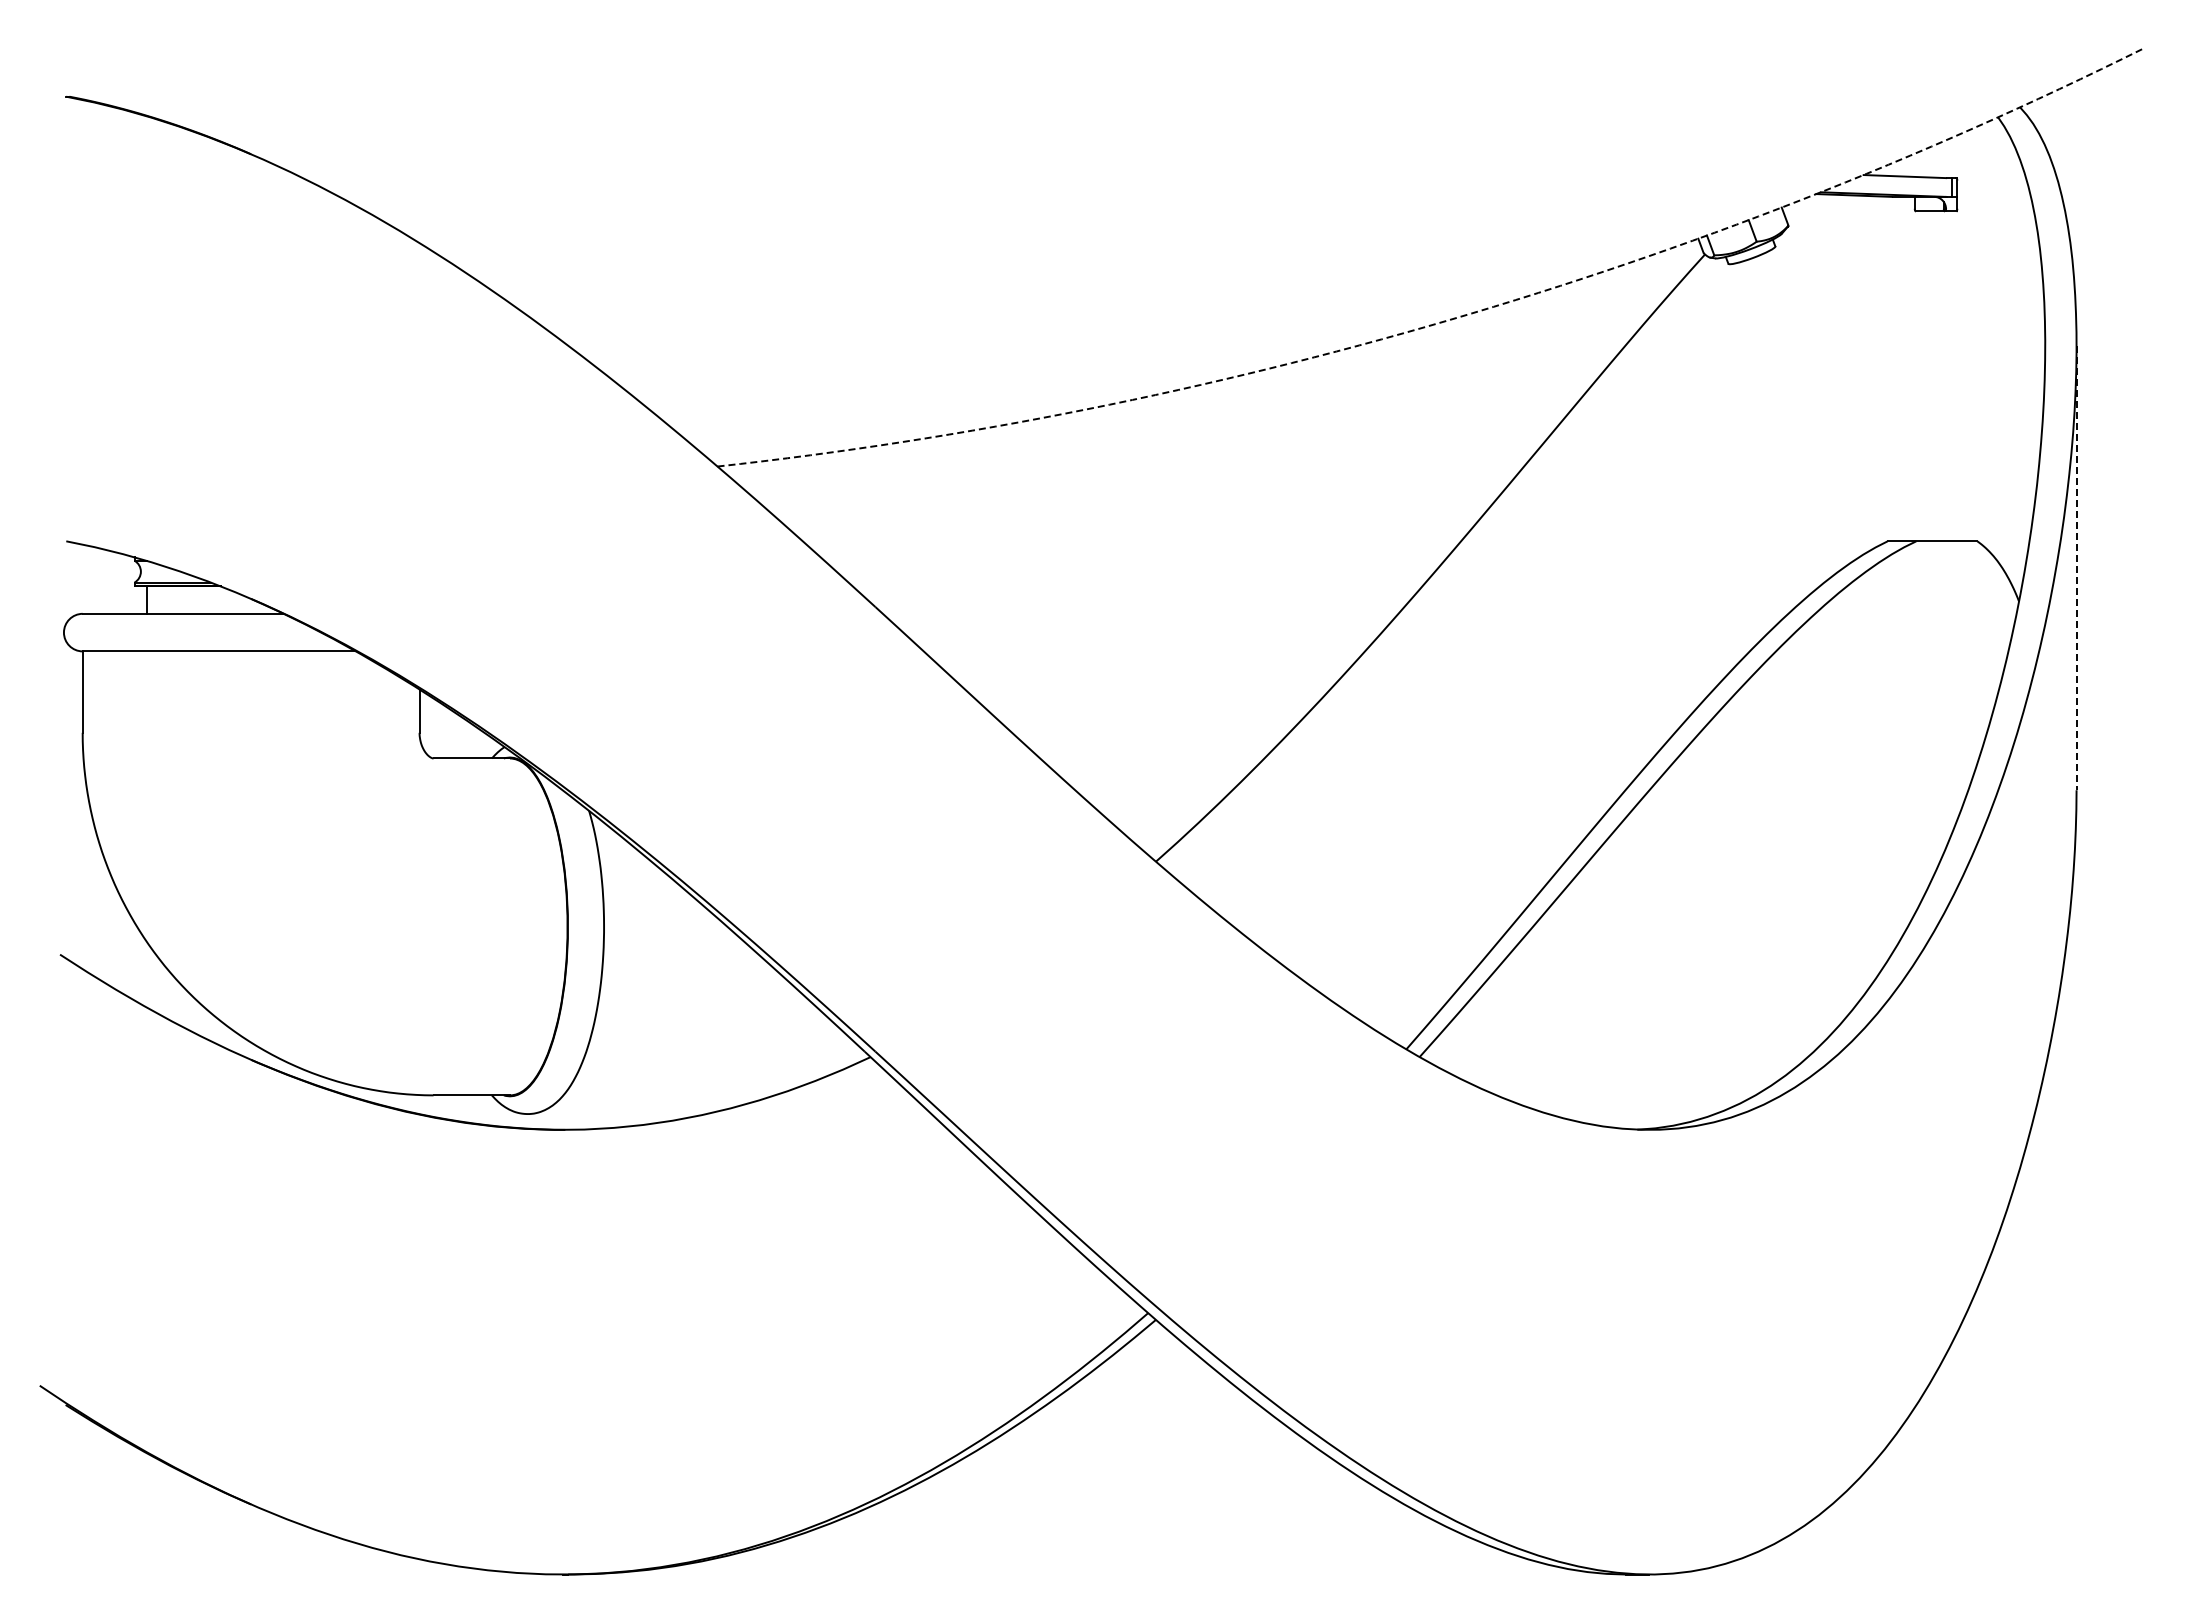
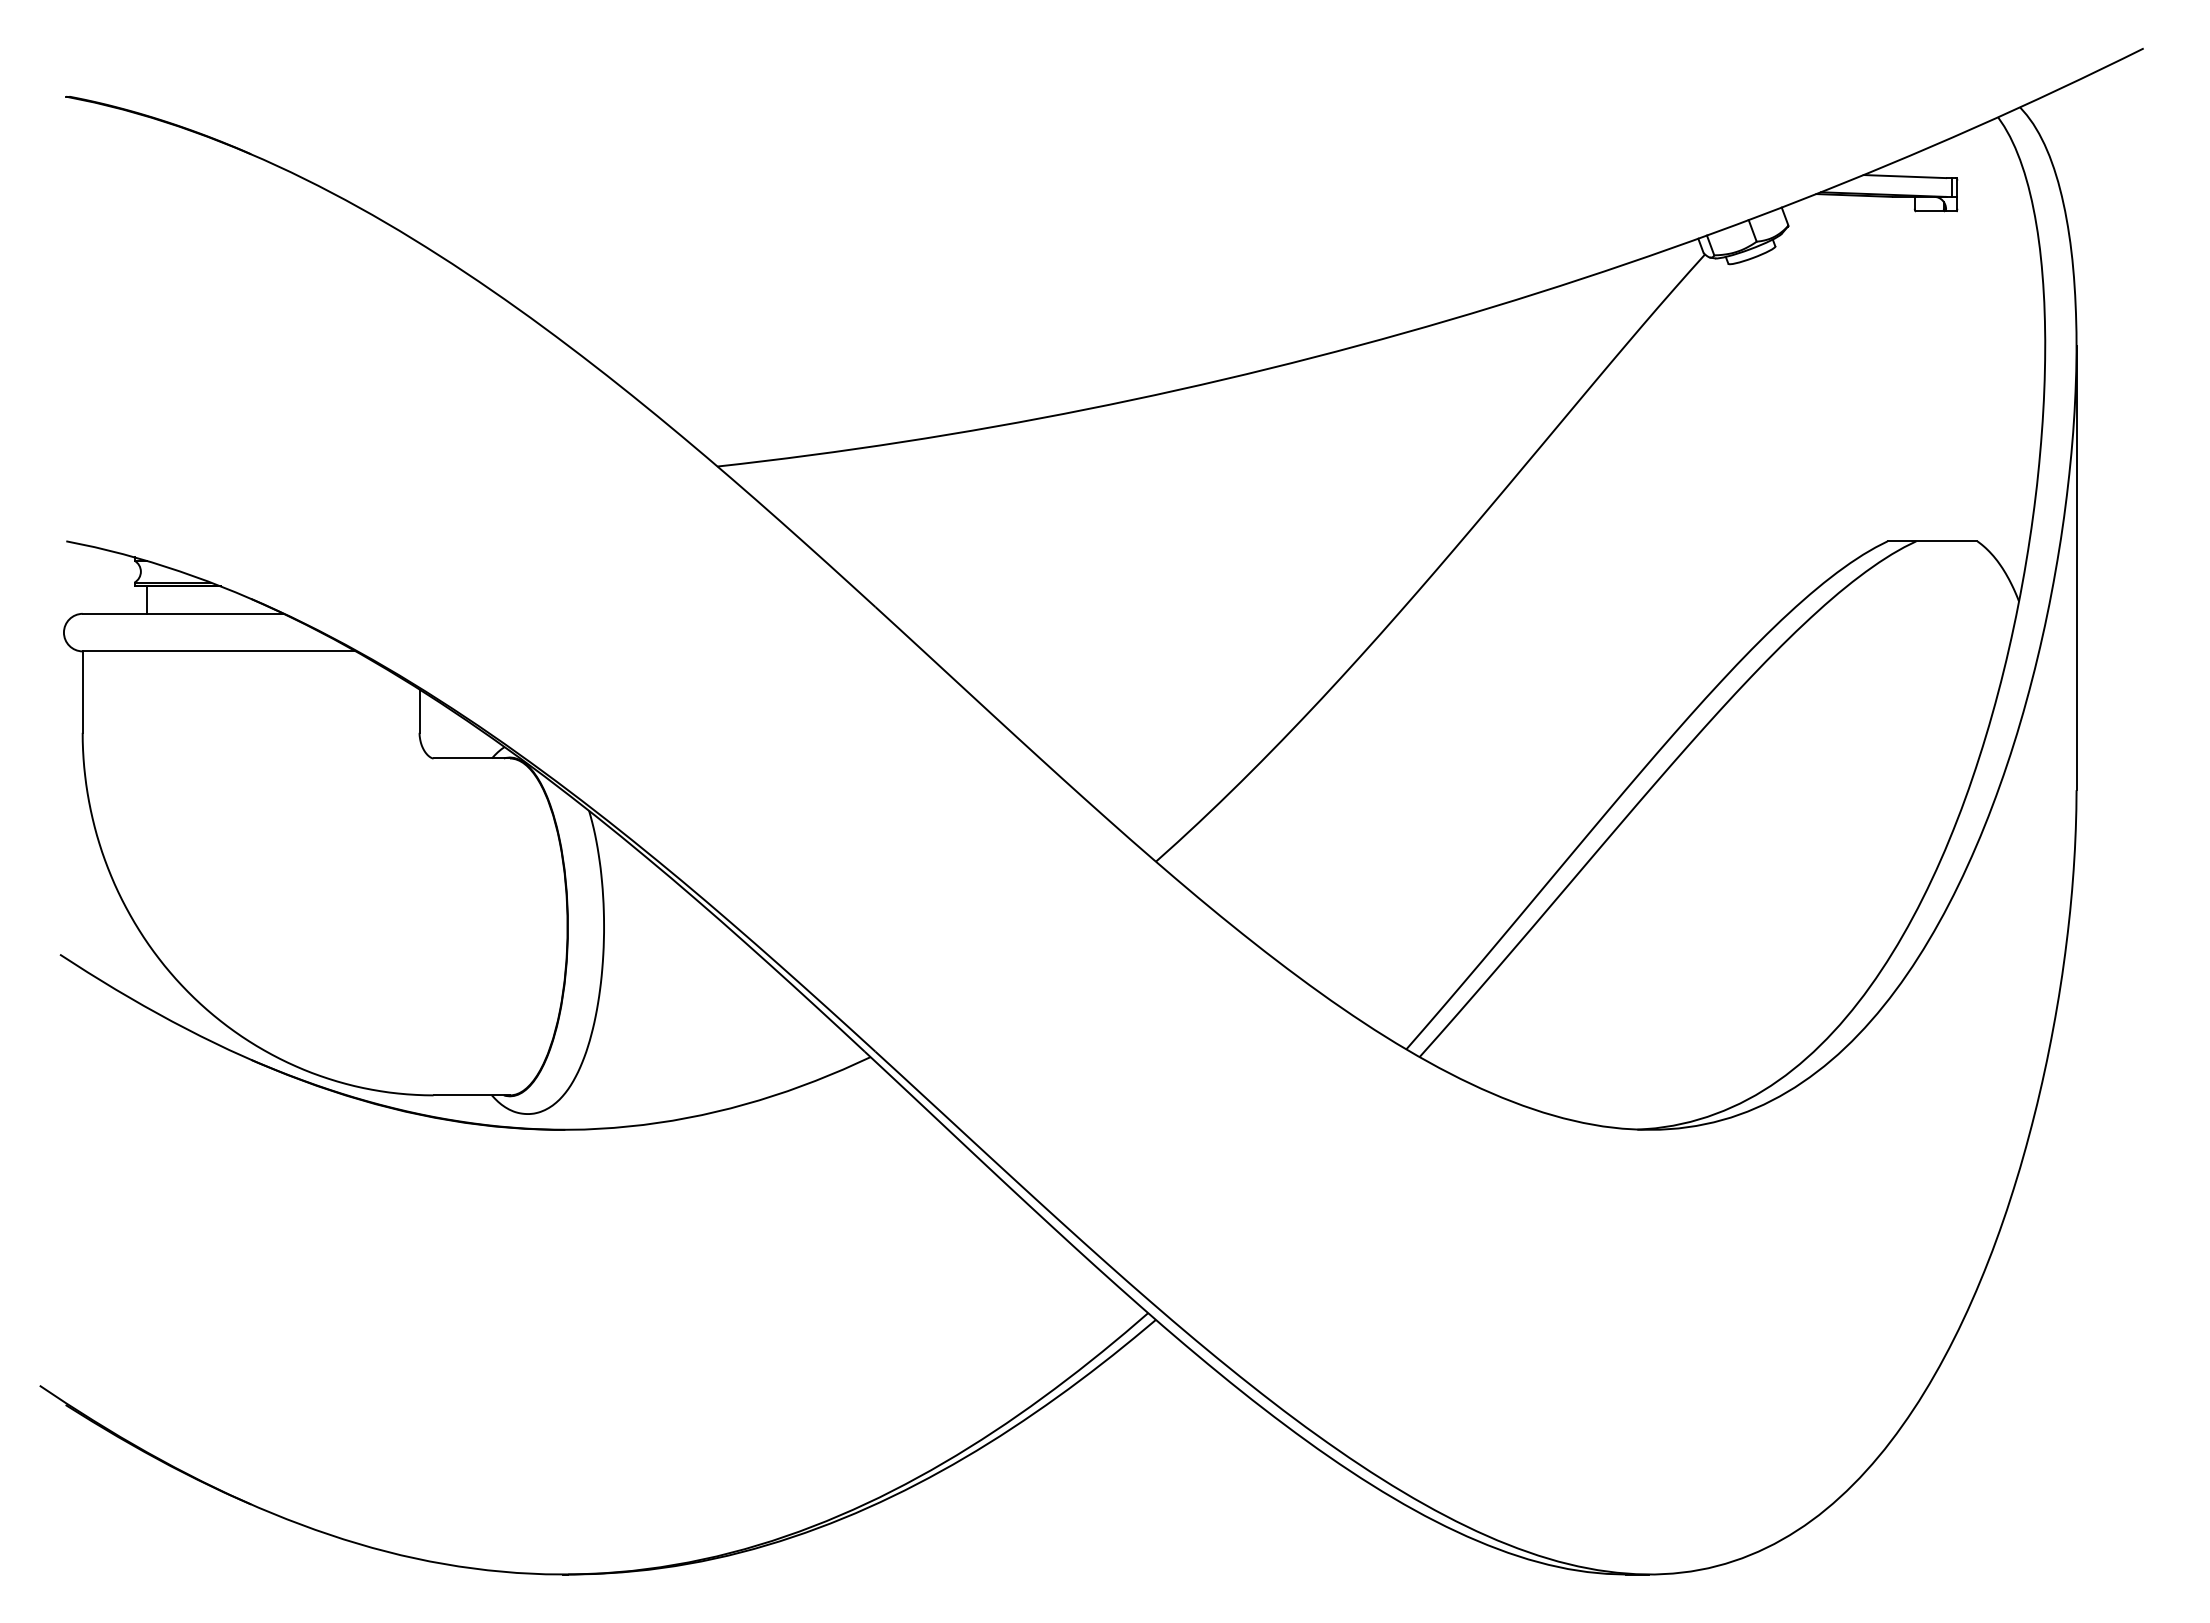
arc: dashed -> solid (1449, 320)
line: dashed -> solid (2076, 568)
